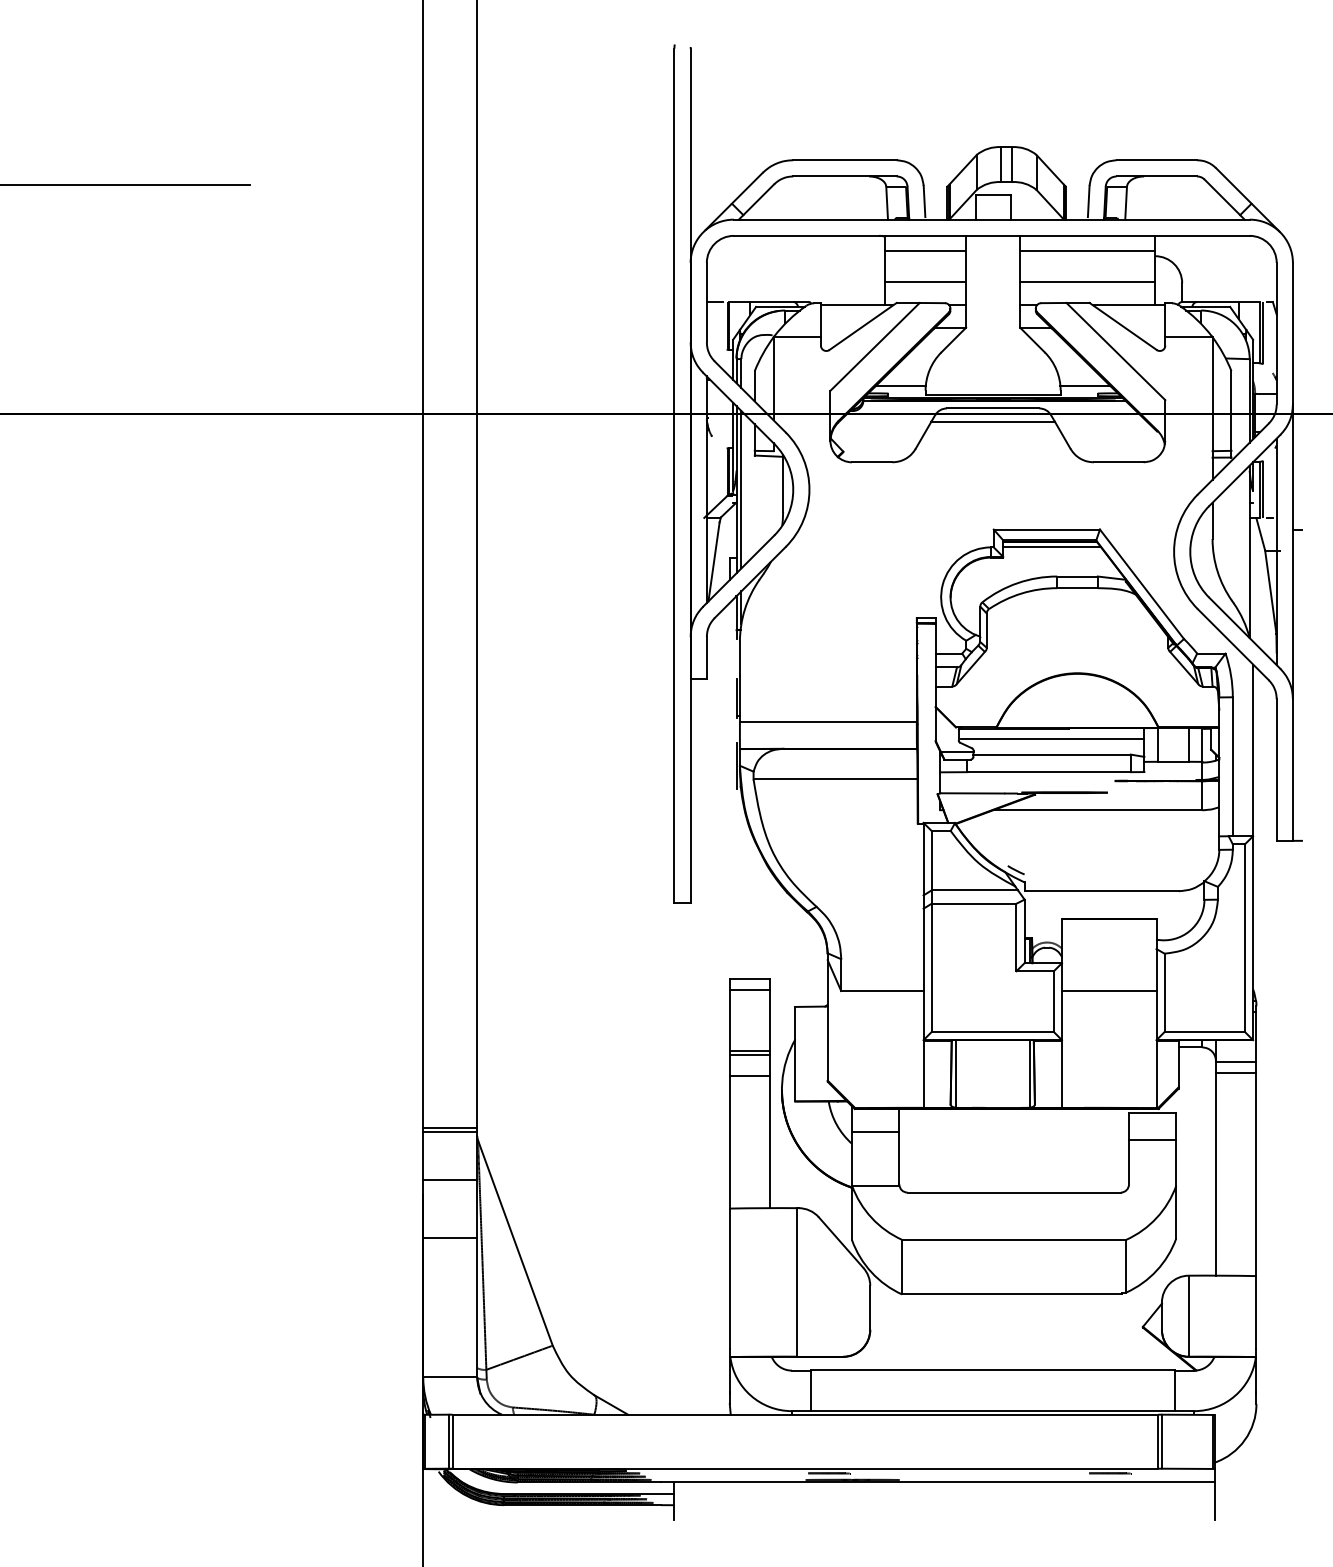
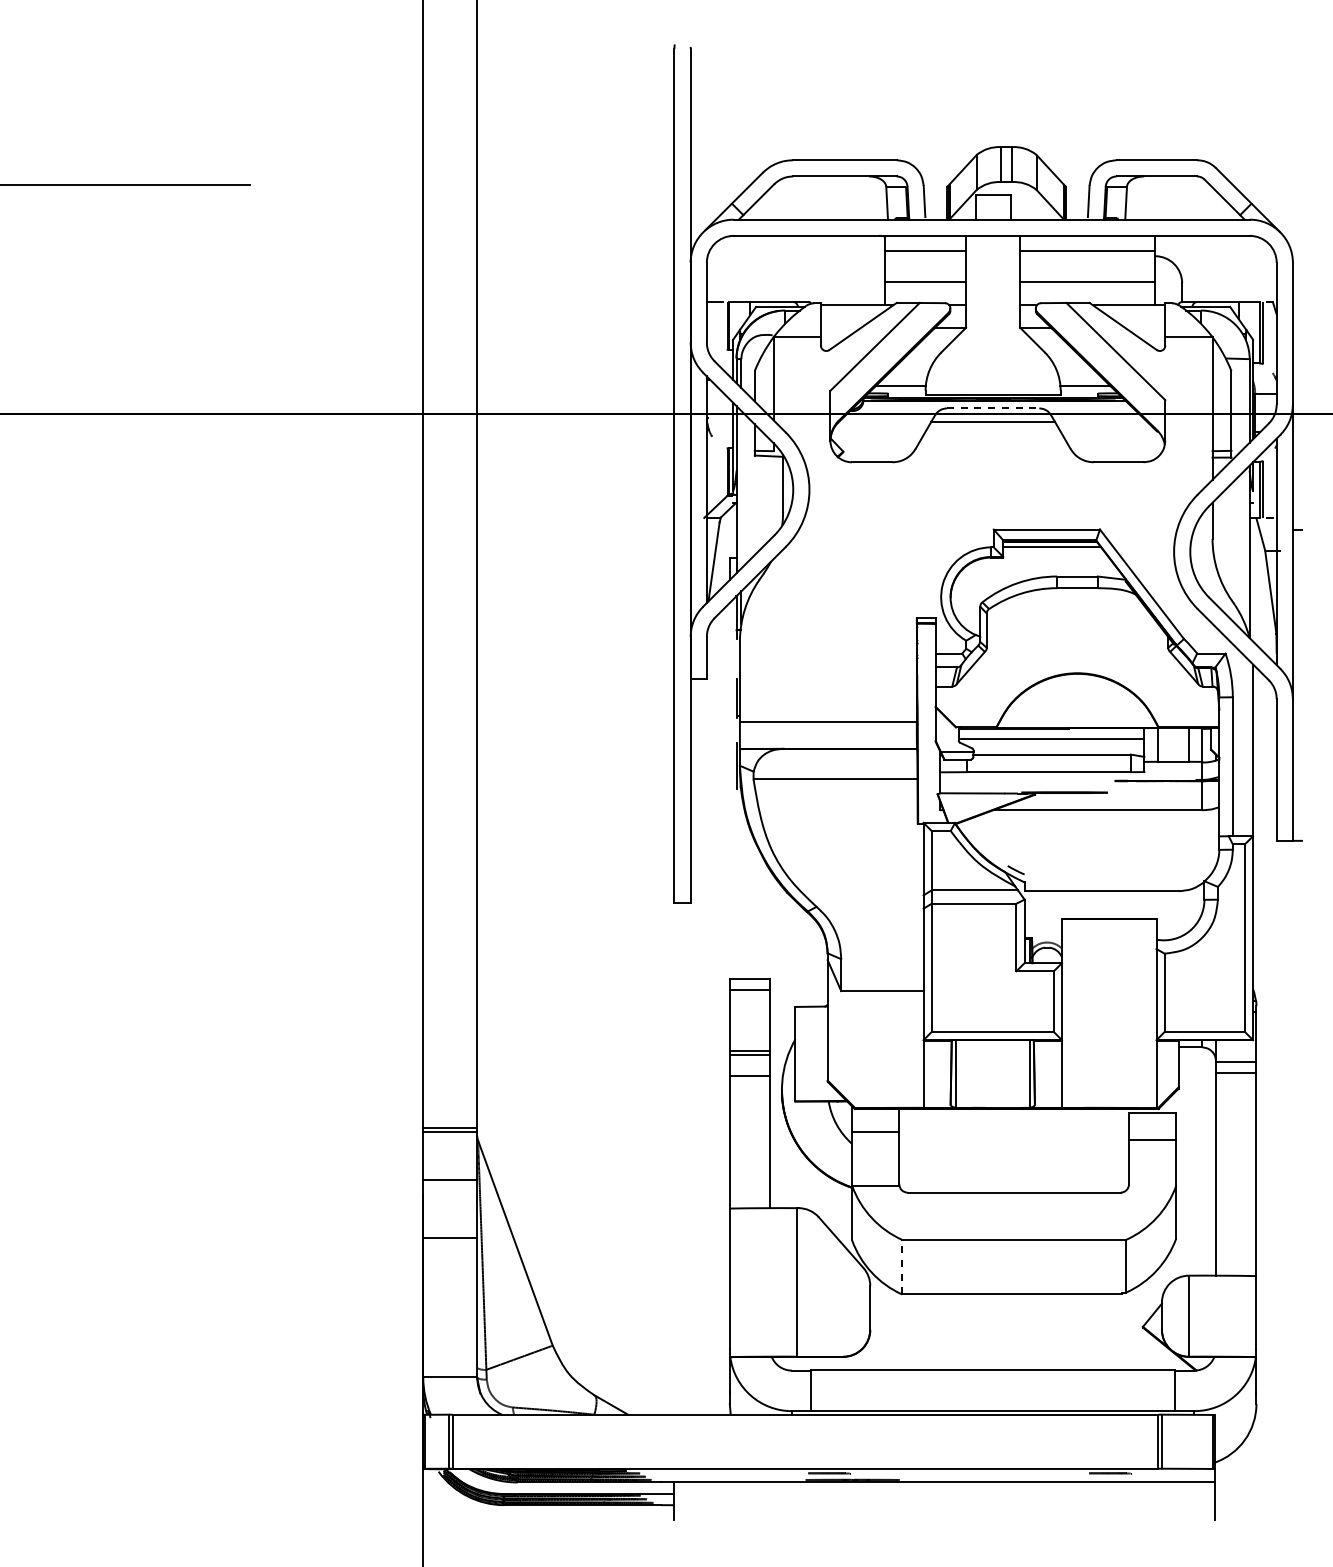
line: solid -> dashed (993, 408)
line: present -> none (741, 489)
line: present -> none (1109, 991)
line: solid -> dashed (902, 1266)
